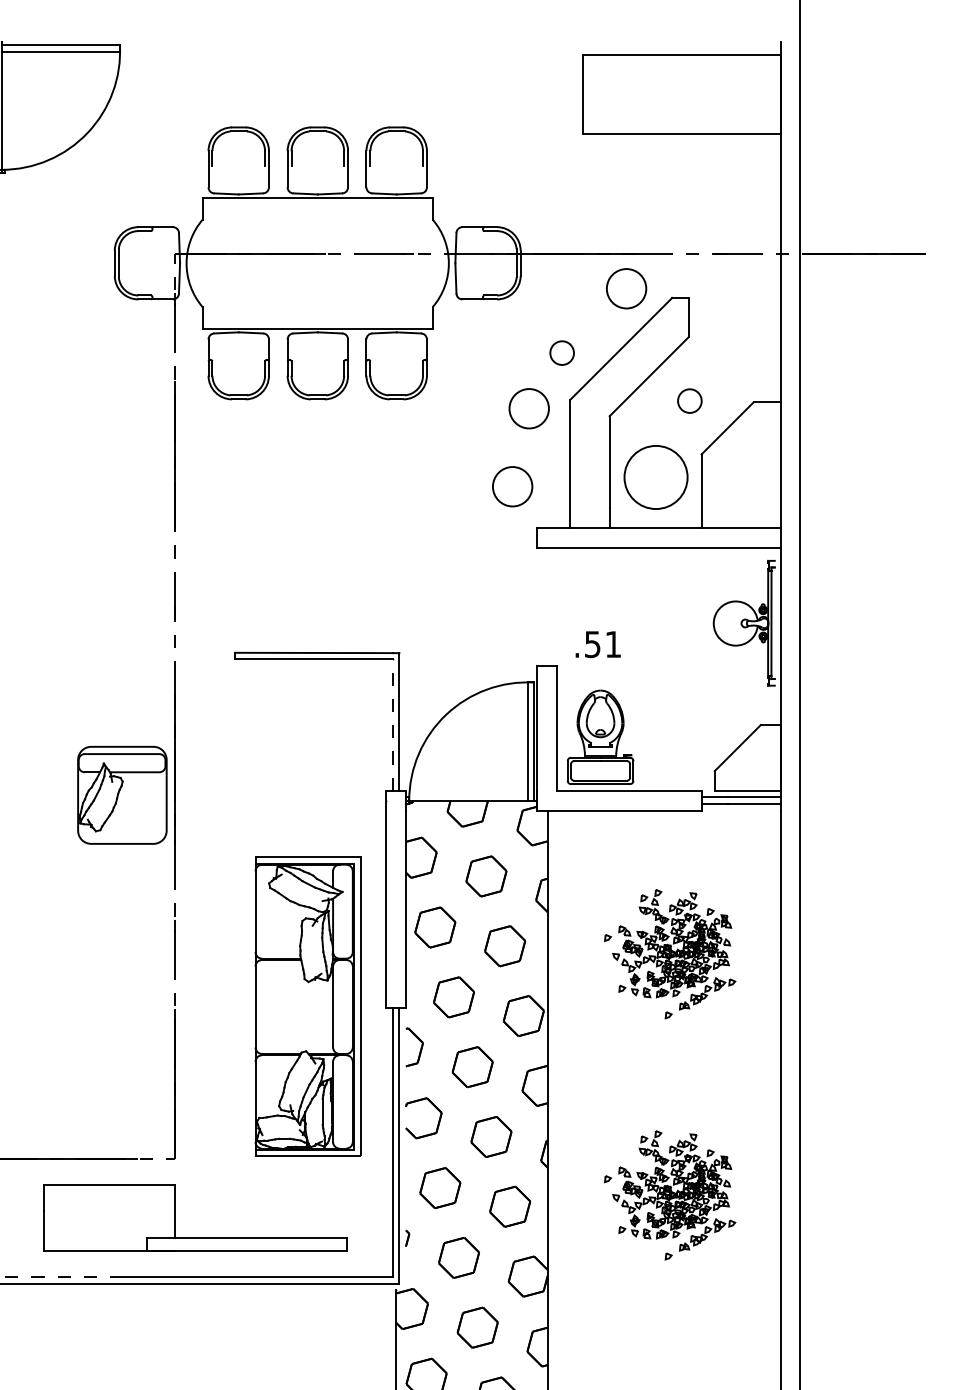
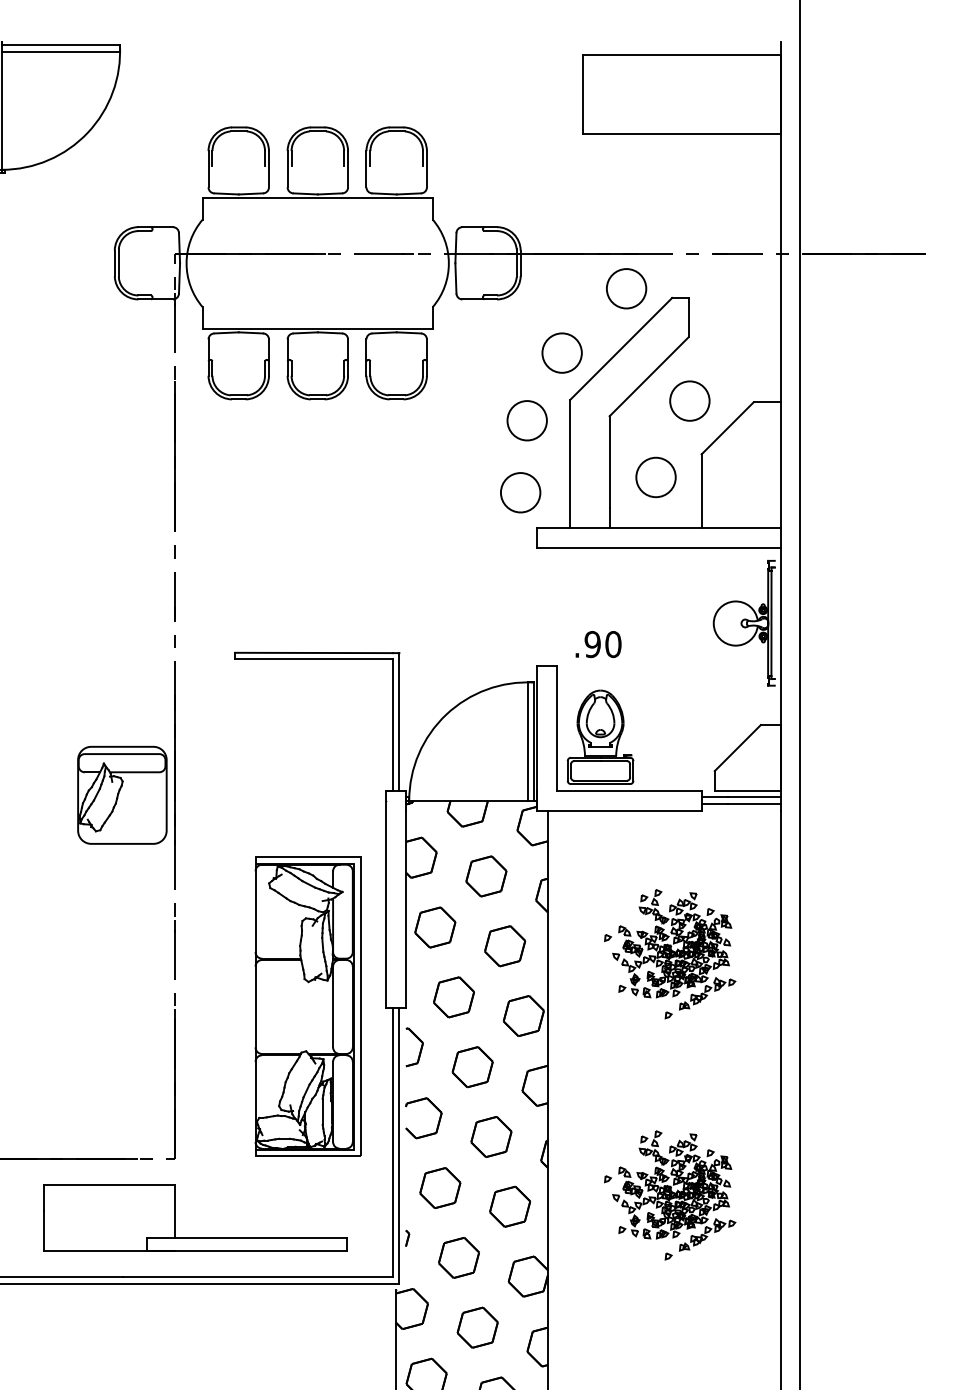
circle diameter: 24 px -> 39 px (561, 352)
circle diameter: 24 px -> 39 px (689, 400)
circle position: (528, 408) -> (526, 420) (526, 420)
circle diameter: 63 px -> 39 px (655, 477)
circle position: (512, 486) -> (520, 492) (520, 492)
text: .51 -> .90 (602, 644)
line: dashed -> solid (392, 725)
line: dashed -> solid (61, 1277)
